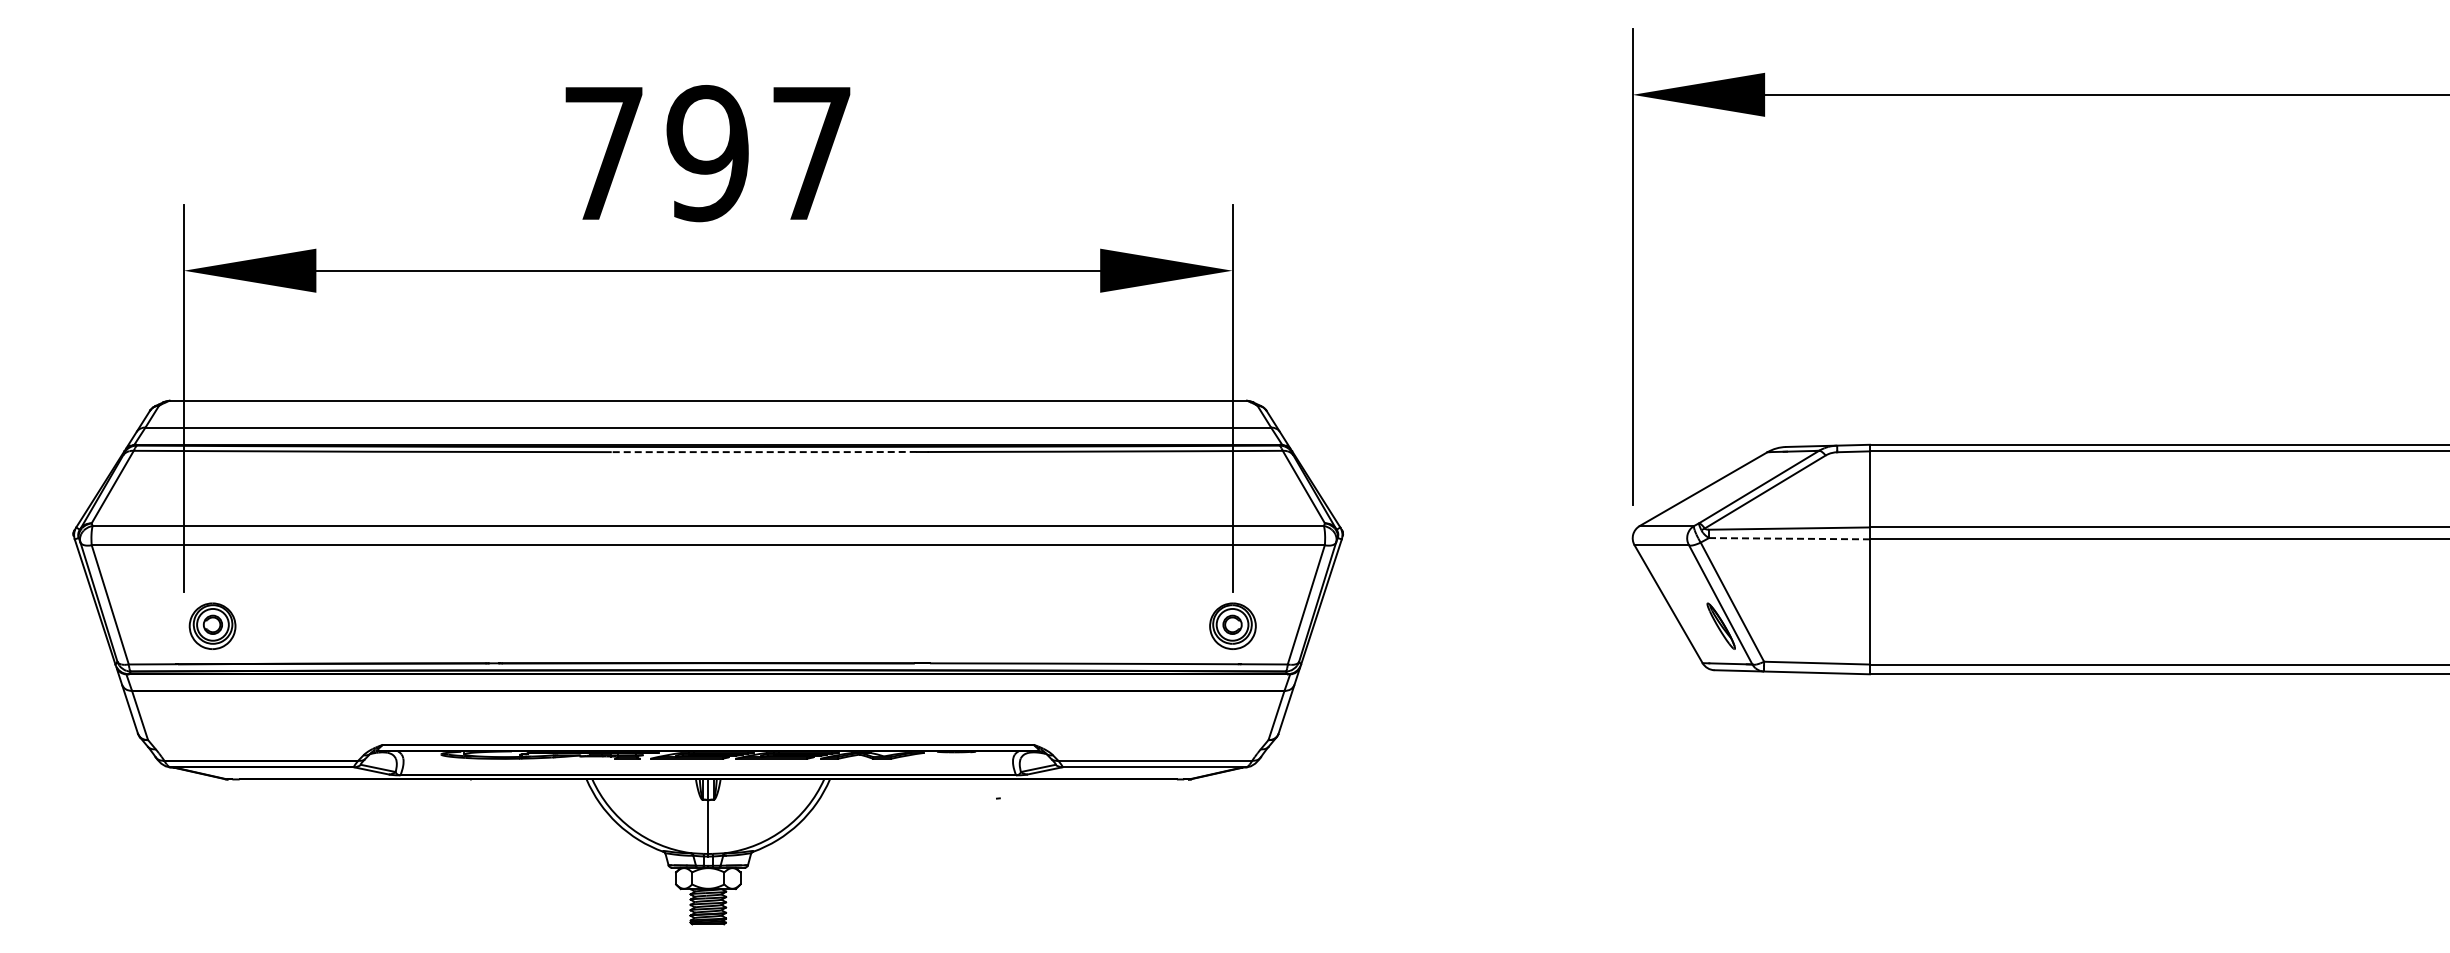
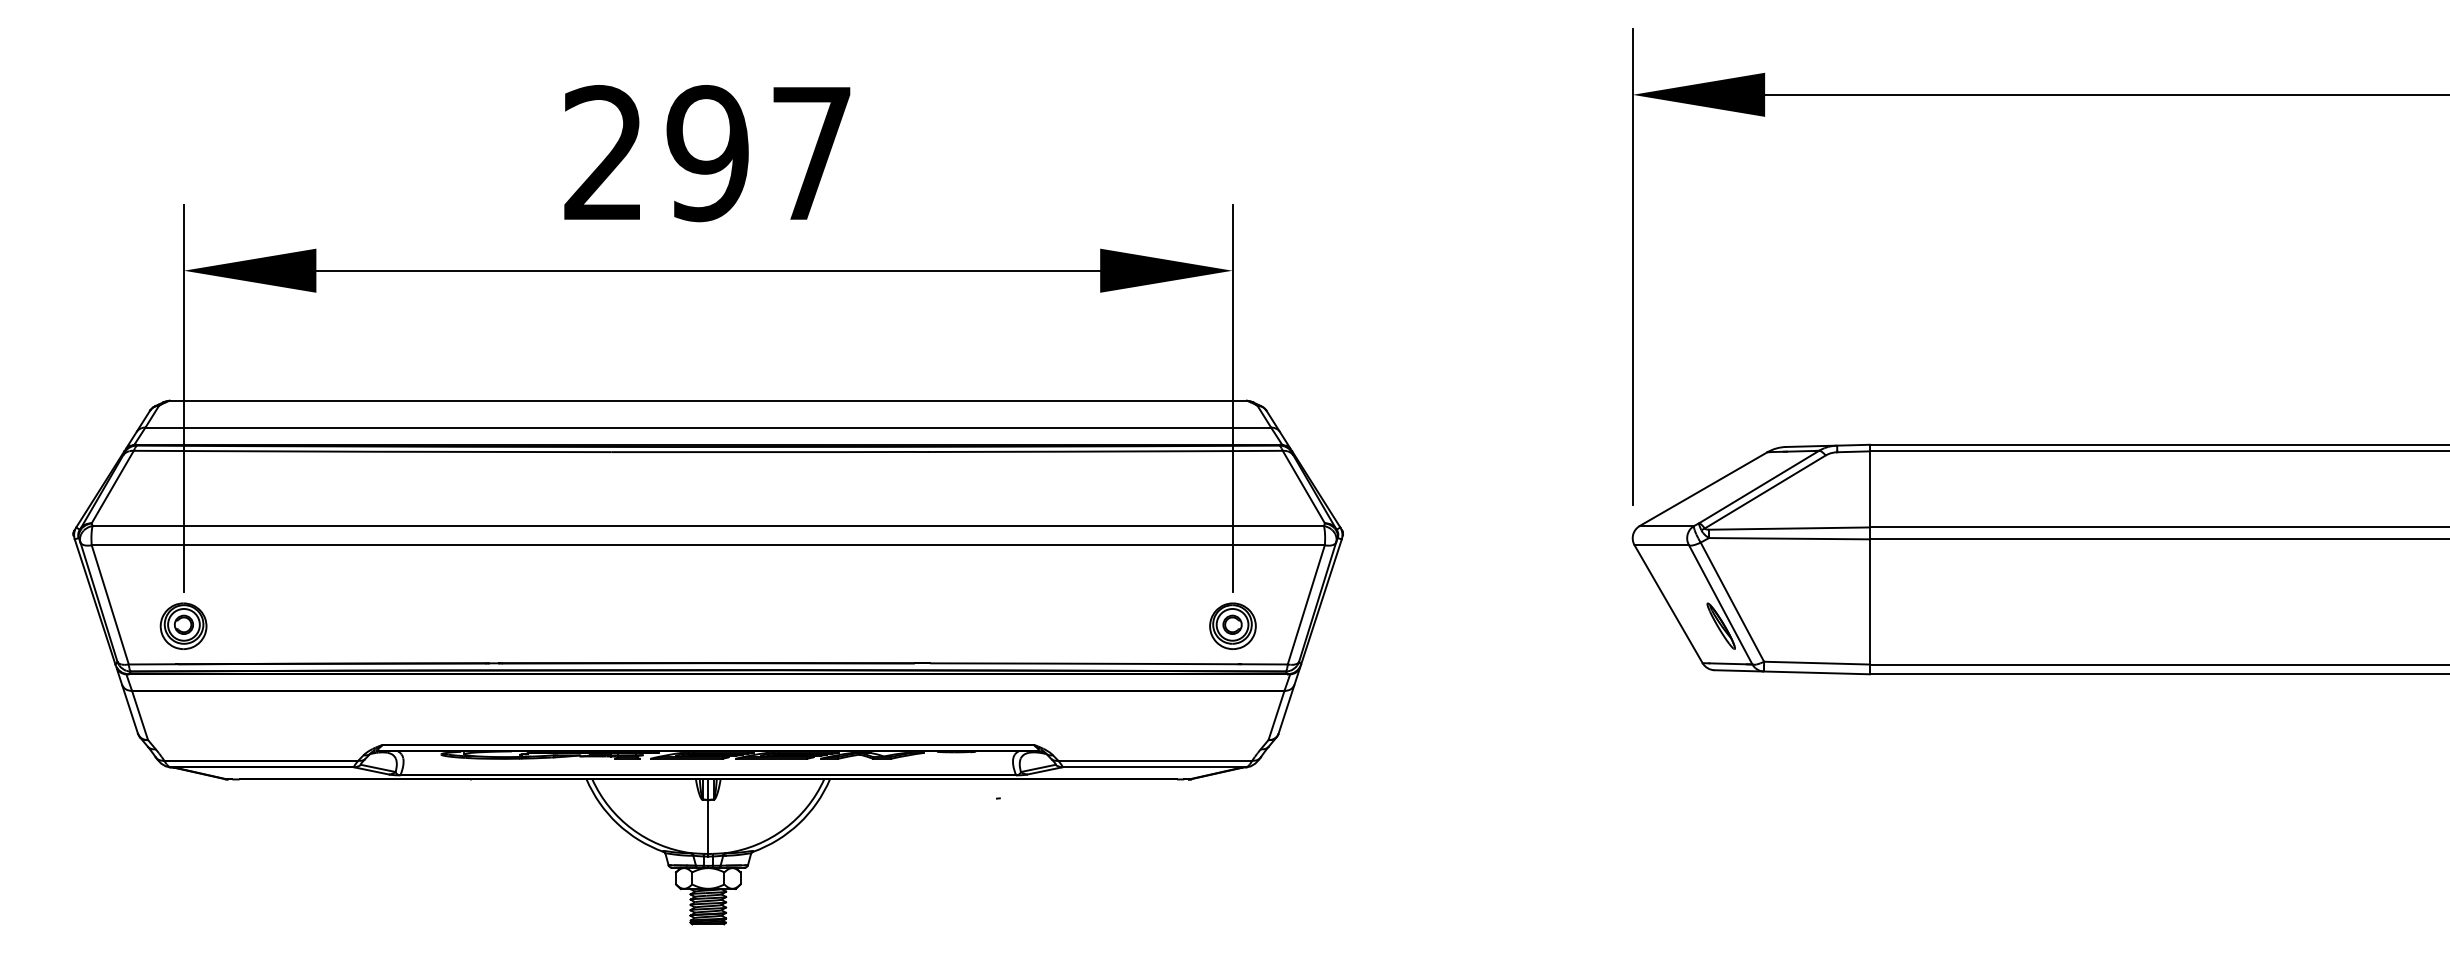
text: 797 -> 297 (603, 152)
line: dashed -> solid (764, 452)
line: dashed -> solid (1789, 538)
part position: (212, 625) -> (183, 625) (183, 625)
